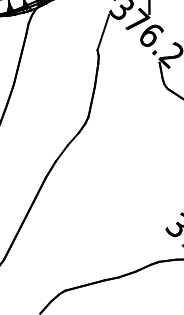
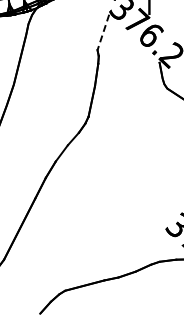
line: solid -> dashed (103, 32)
